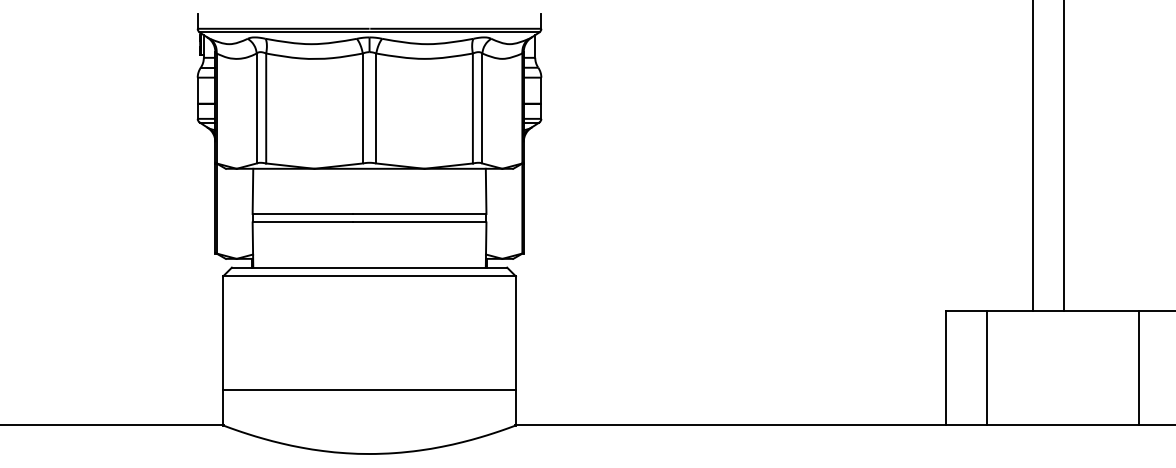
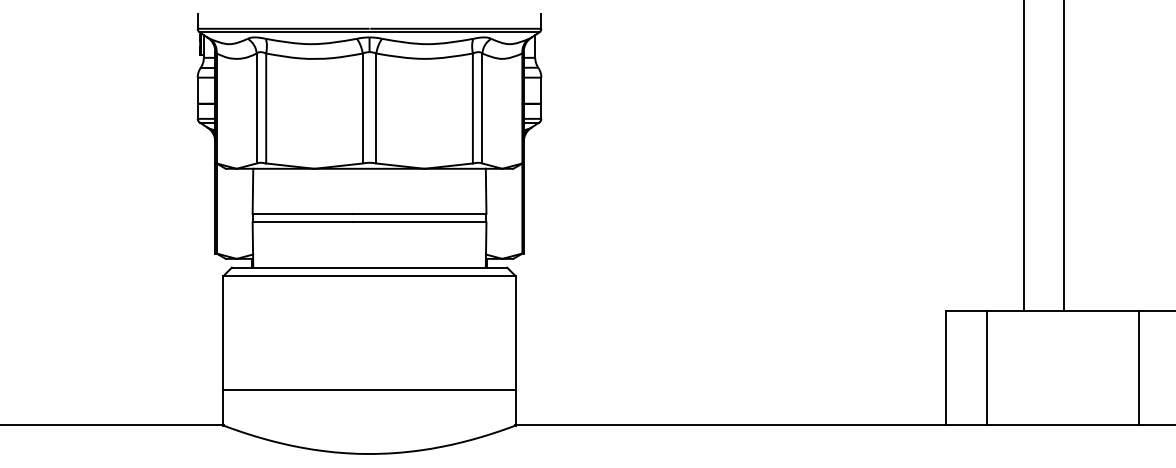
line position: (1032, 156) -> (1023, 156) (1023, 156)
